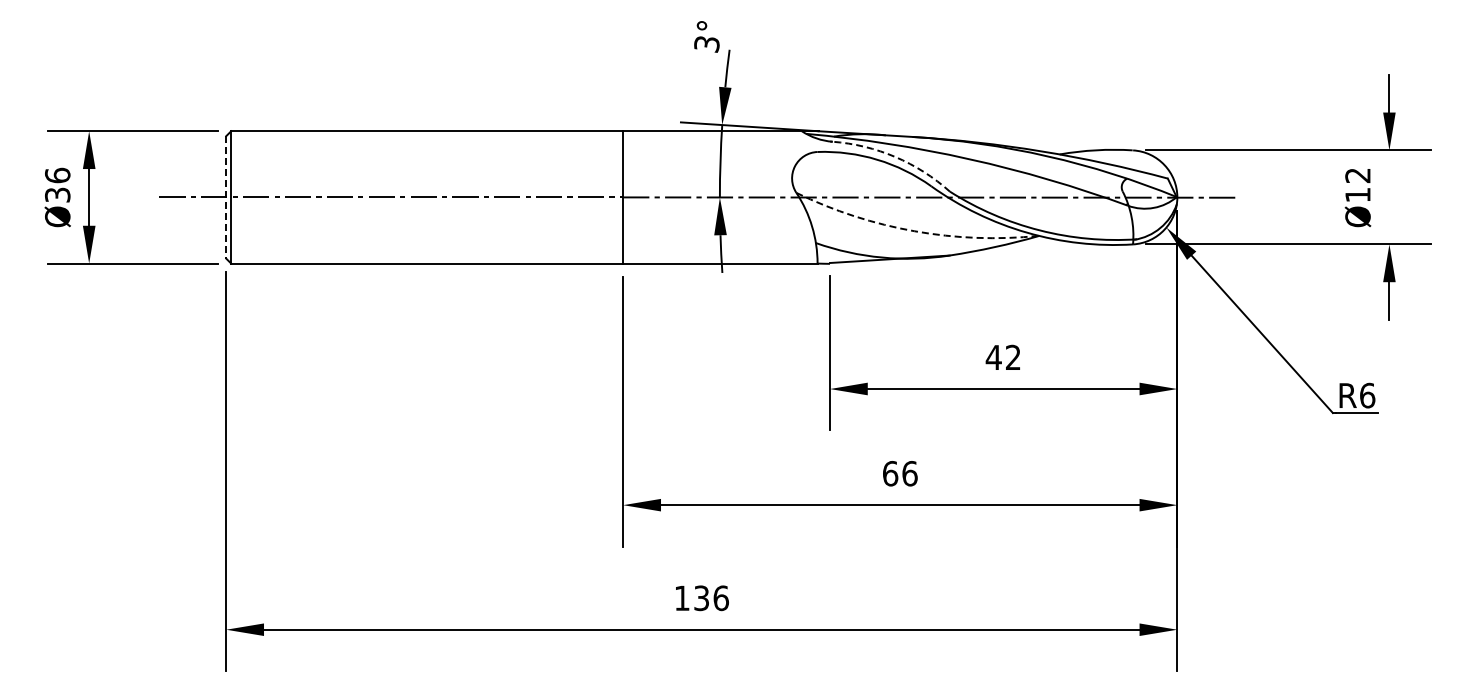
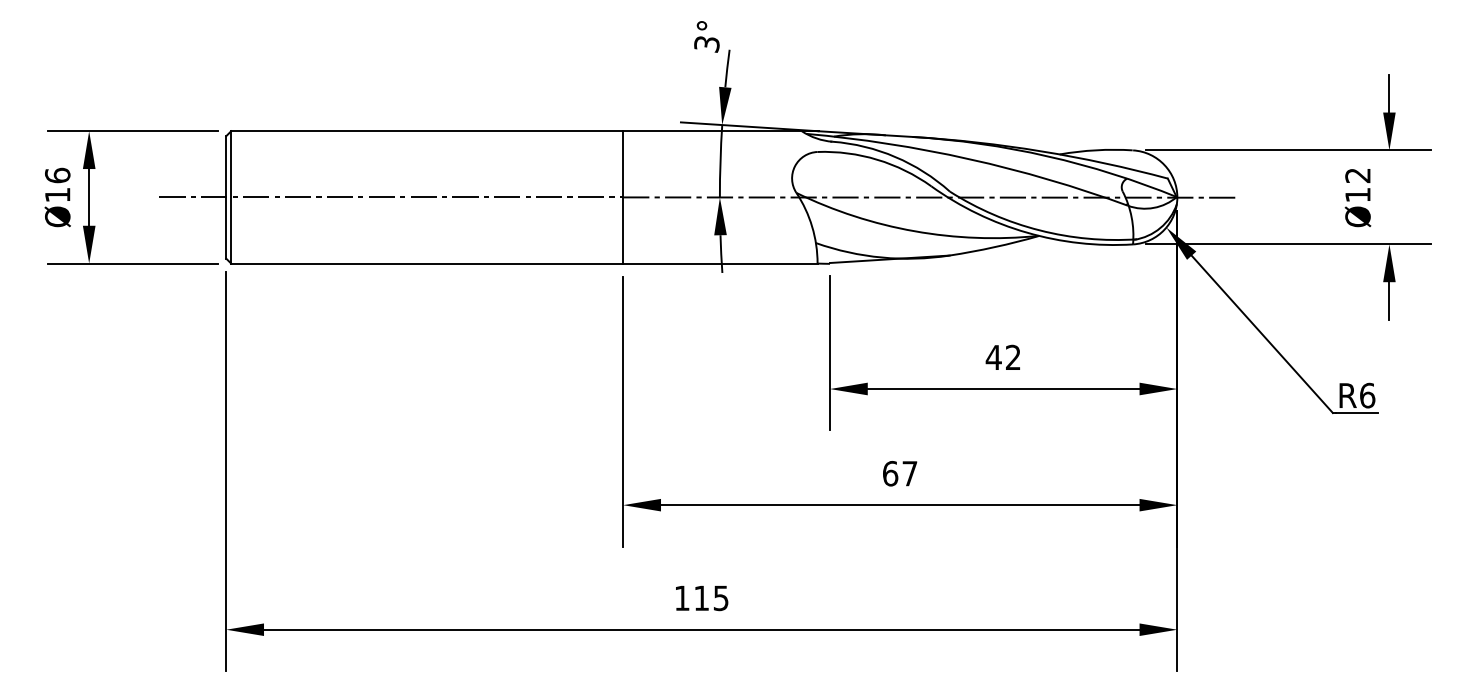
arc: dashed -> solid (895, 157)
text: Ø36 -> Ø16 (57, 194)
line: dashed -> solid (226, 197)
arc: dashed -> solid (914, 231)
text: 66 -> 67 (909, 473)
text: 136 -> 115 (711, 598)
